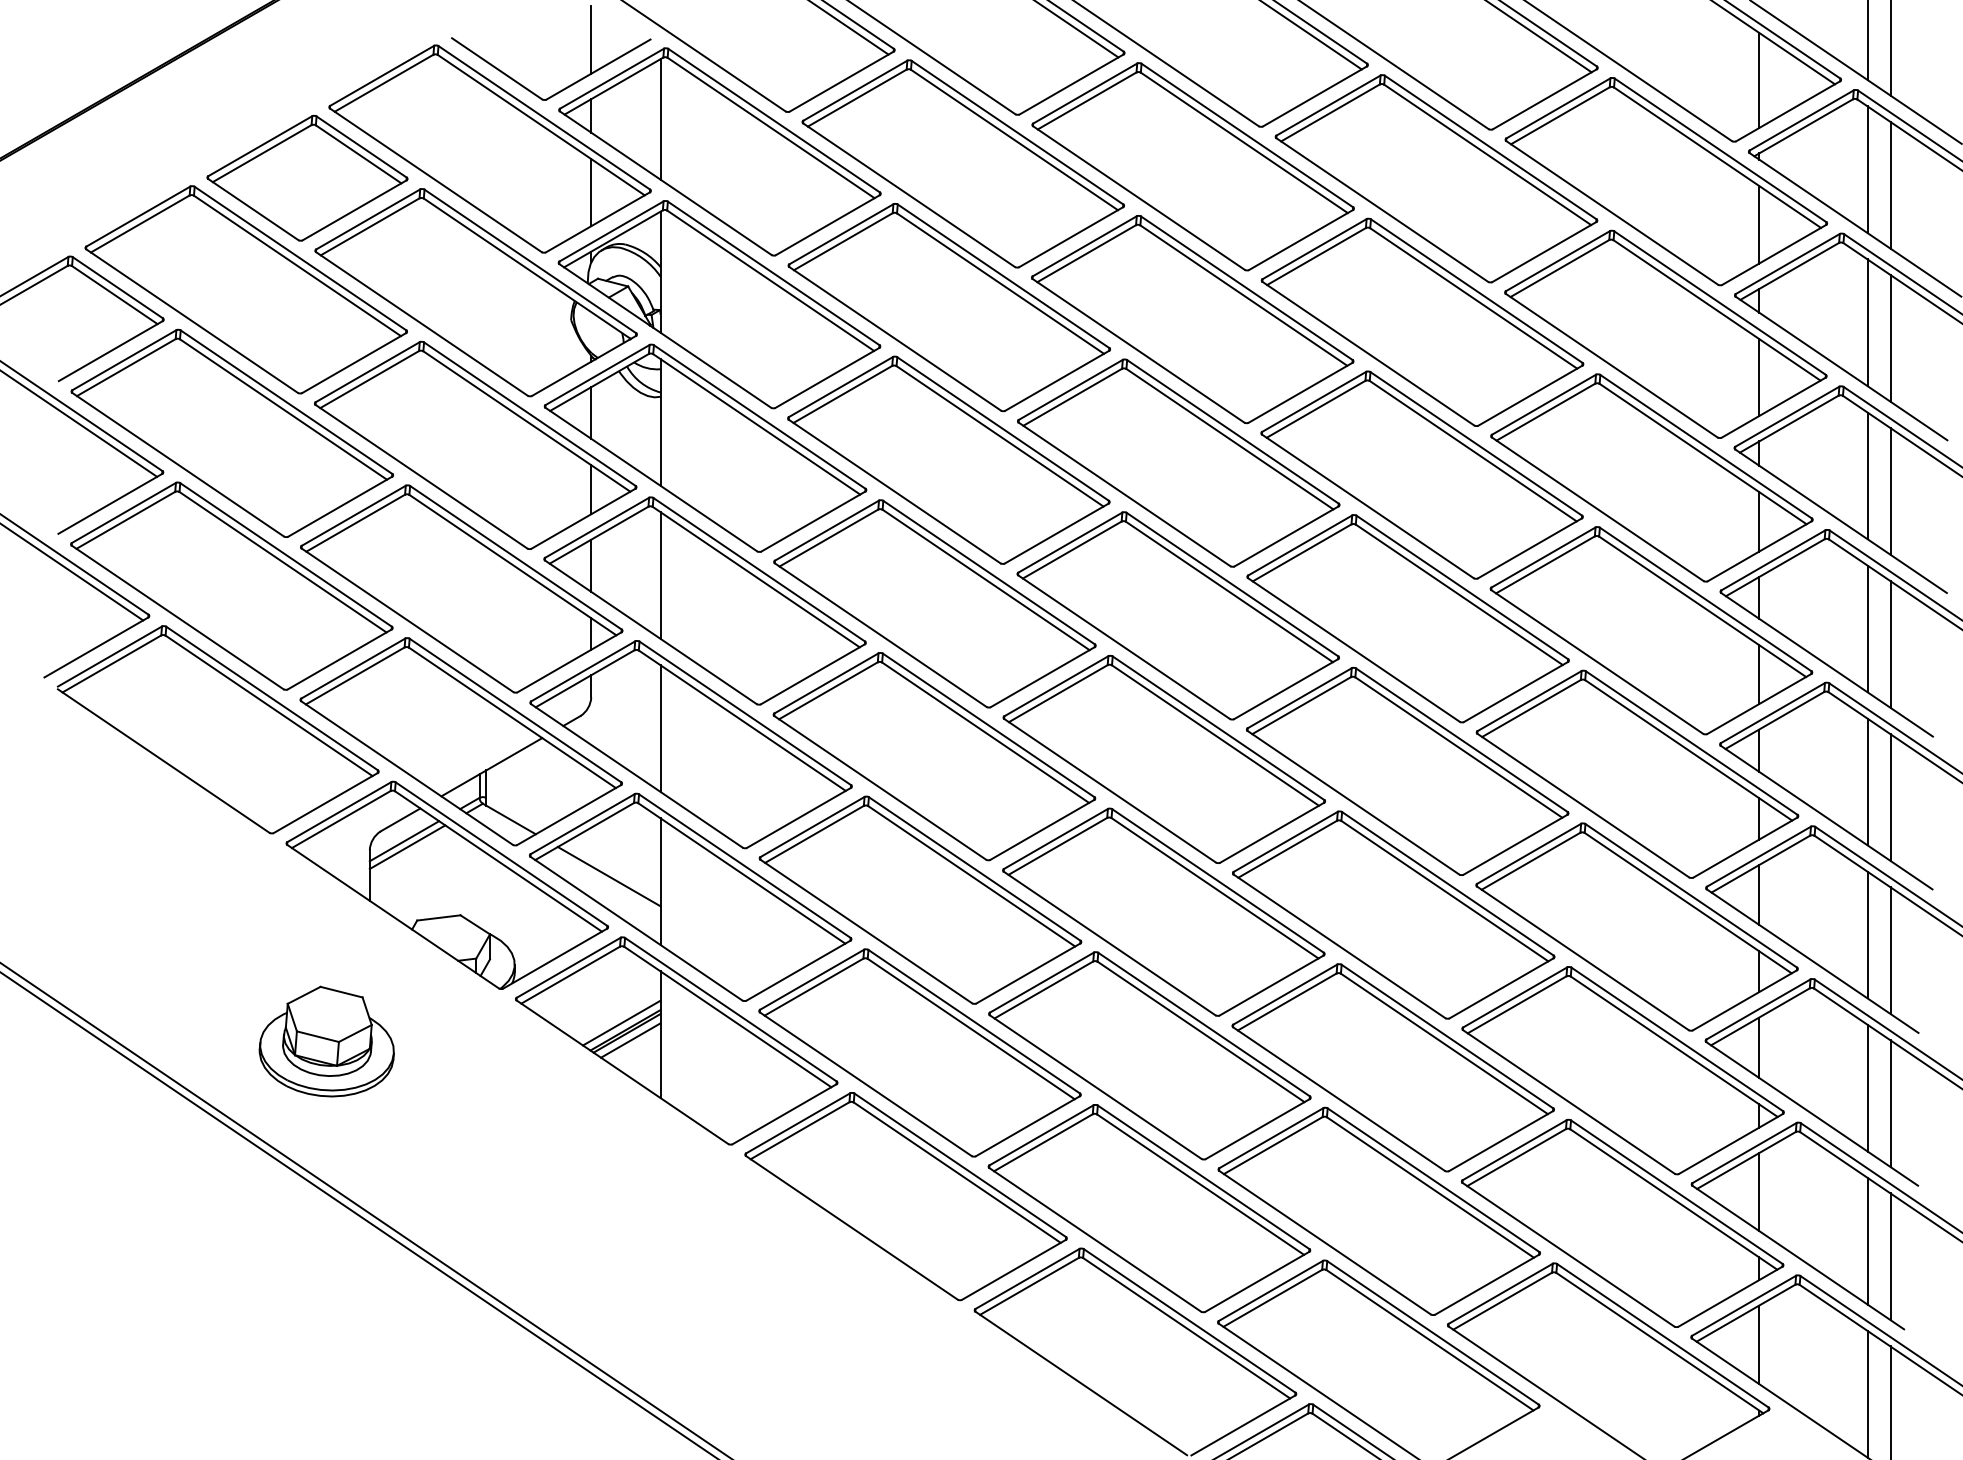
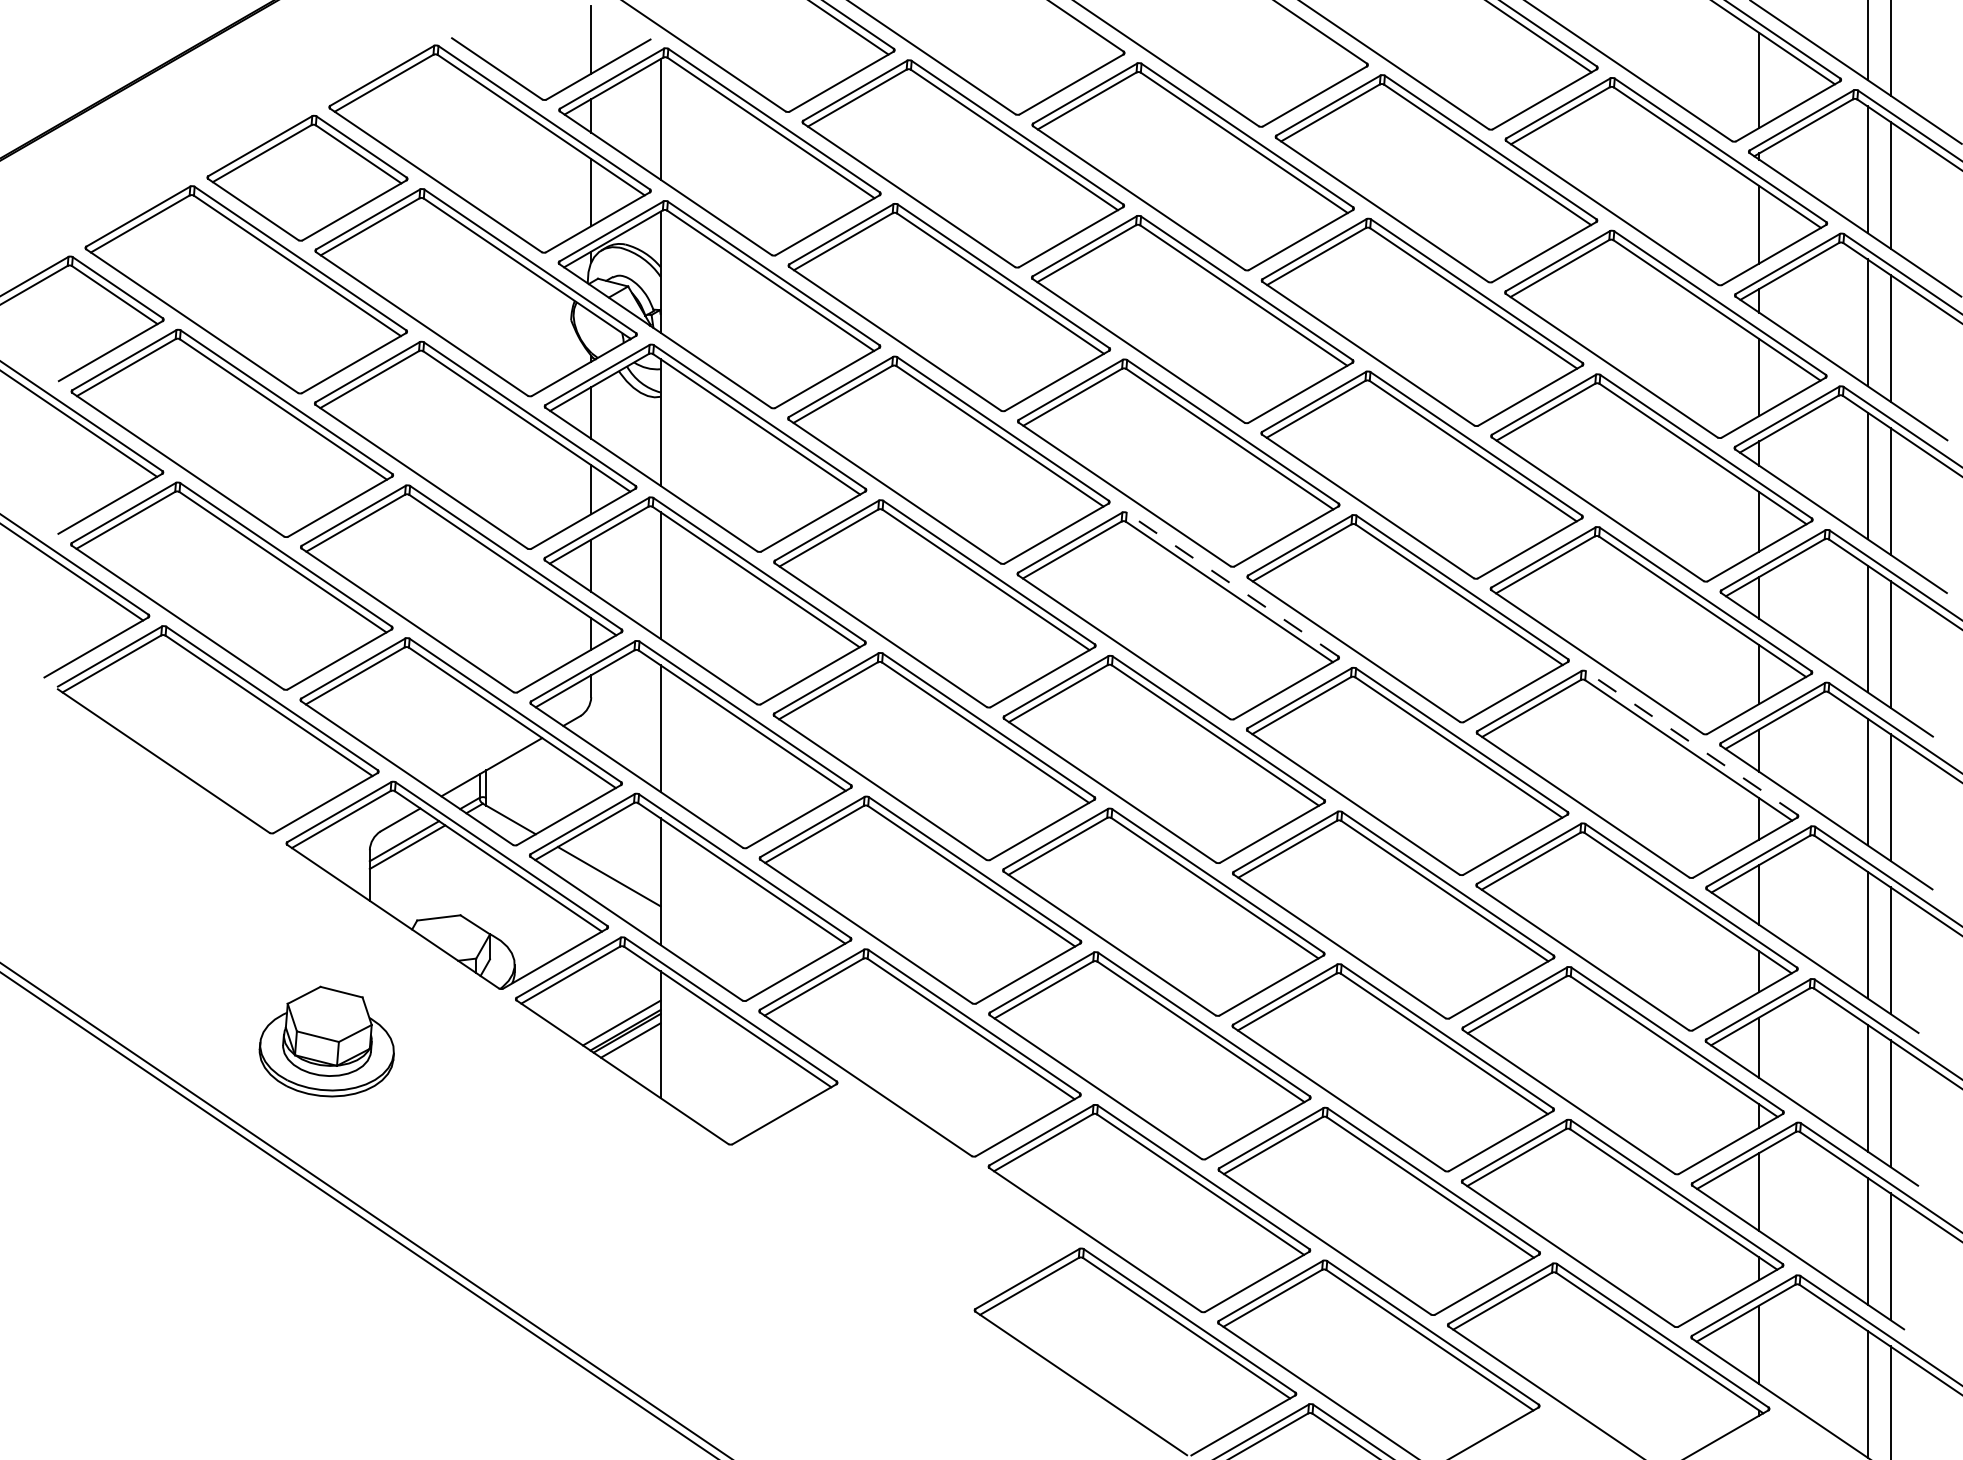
line: present -> none (1077, 29)
line: present -> none (1311, 35)
line: solid -> dashed (1232, 584)
line: solid -> dashed (1691, 743)
part: present -> none (905, 1196)
